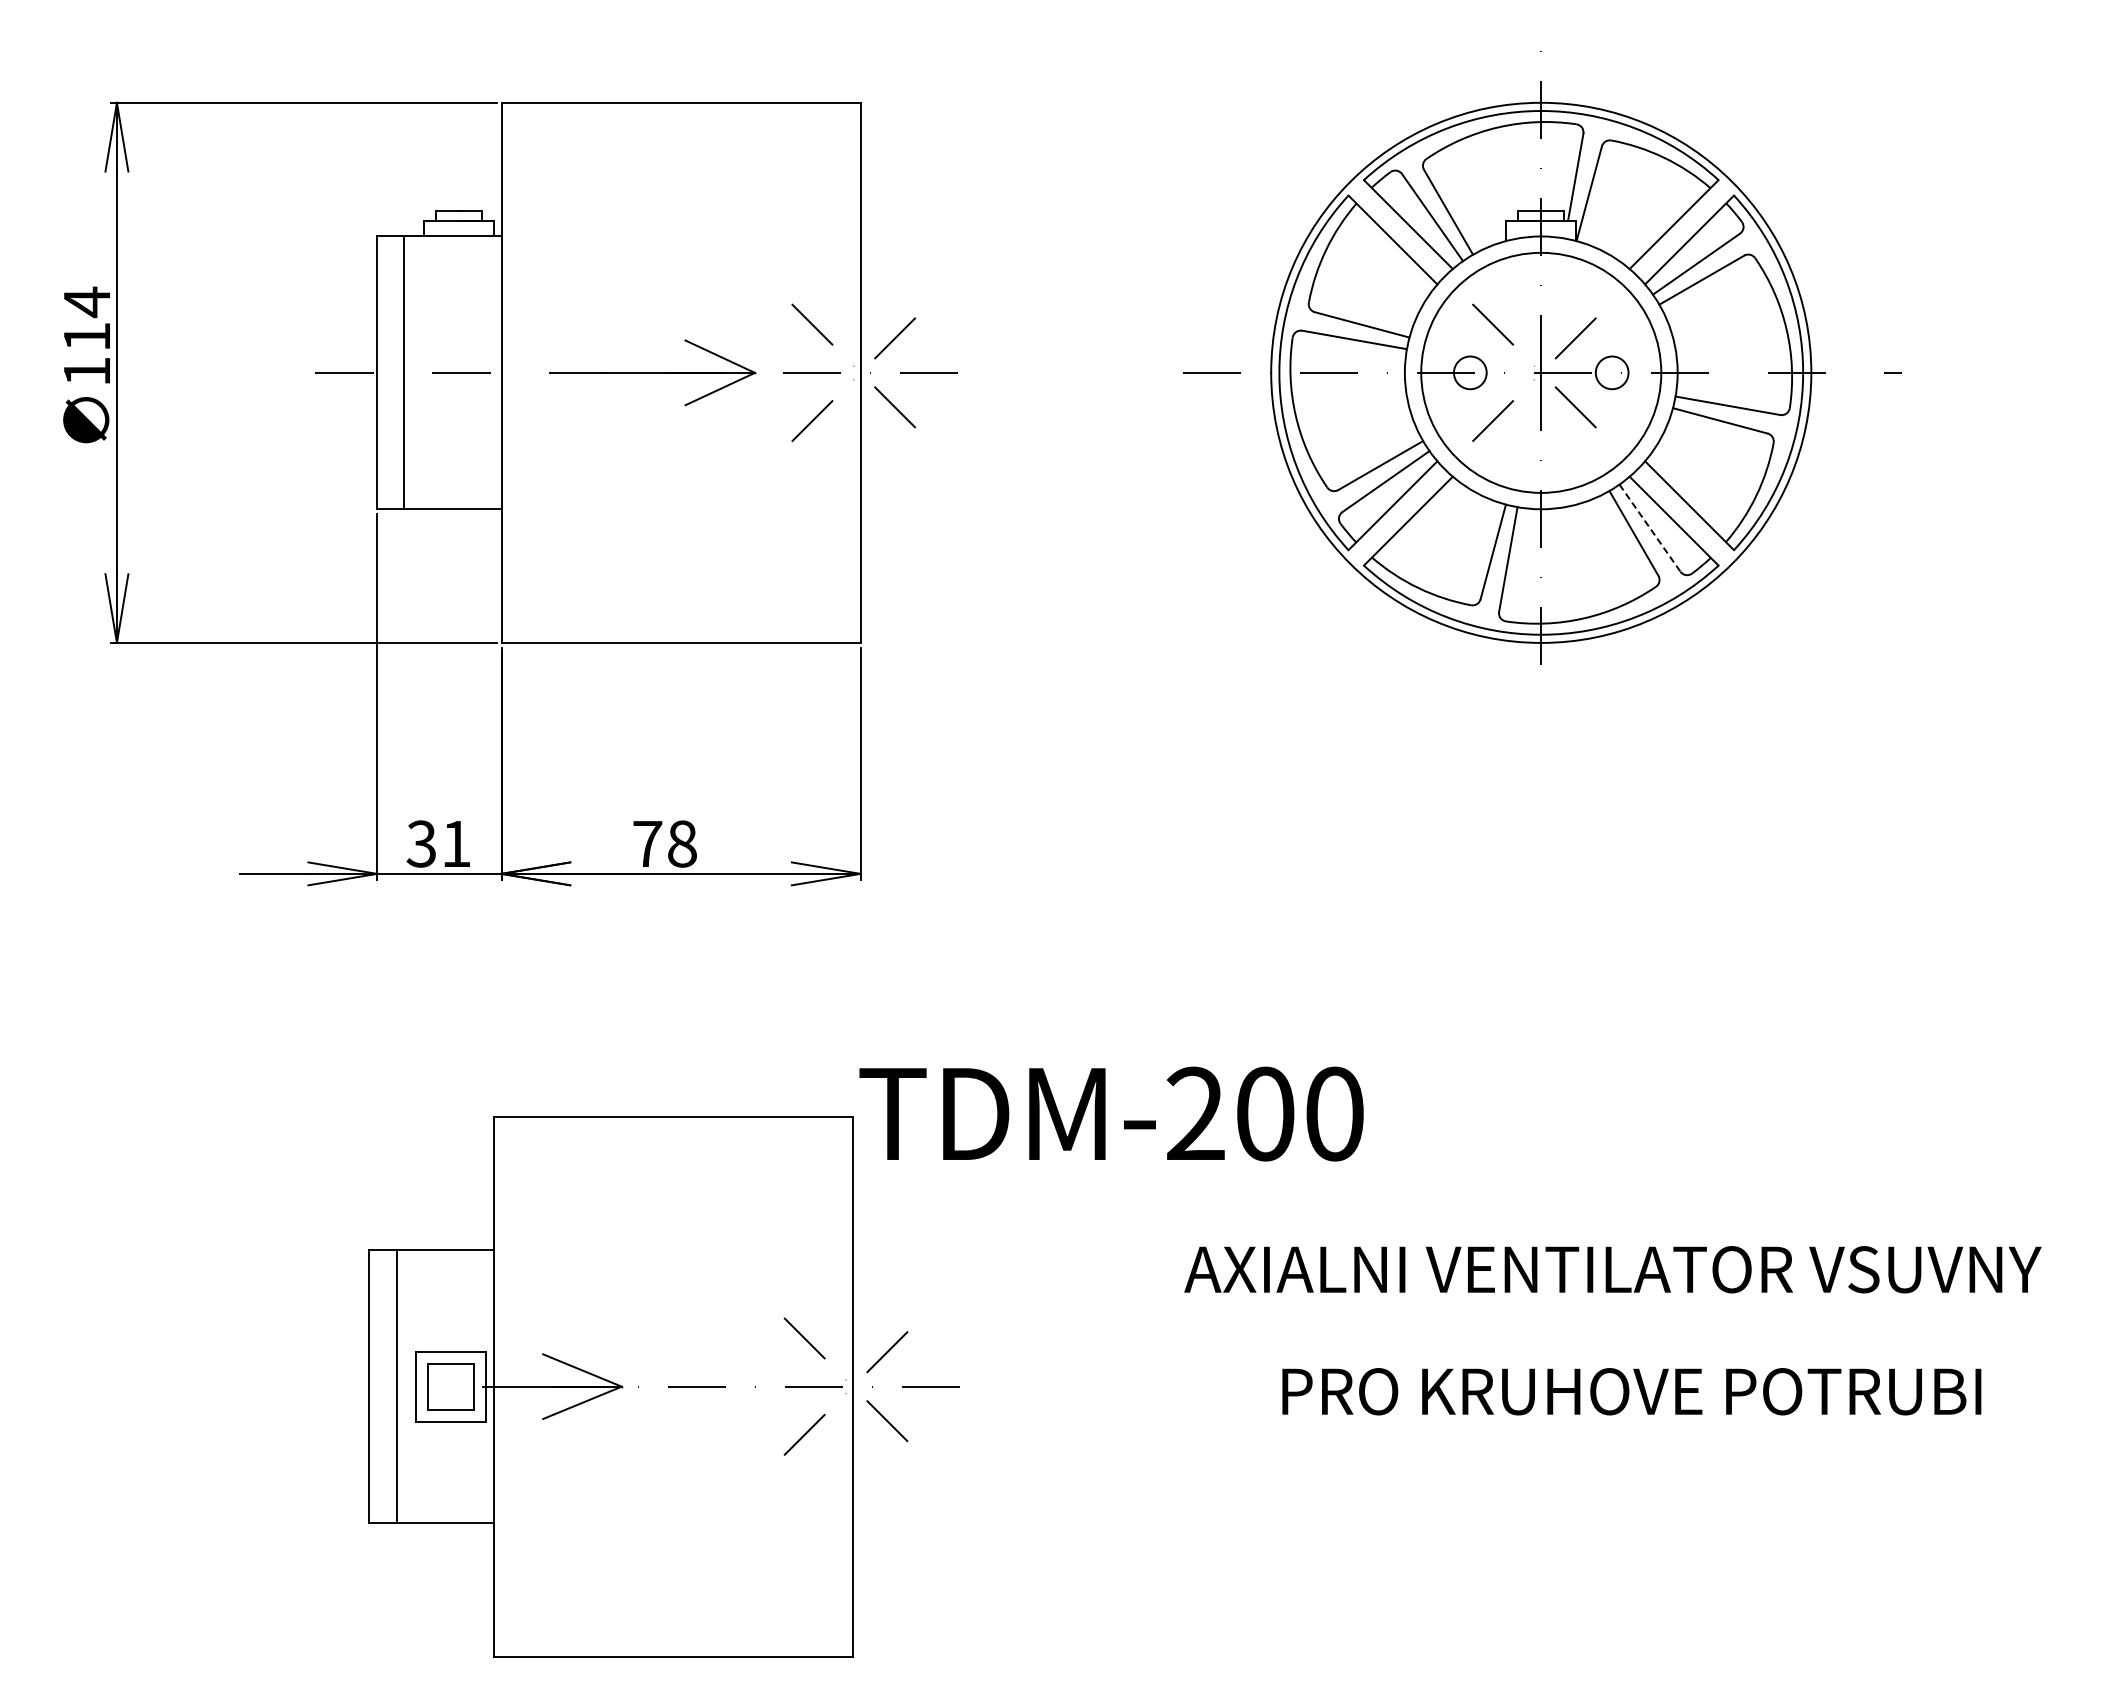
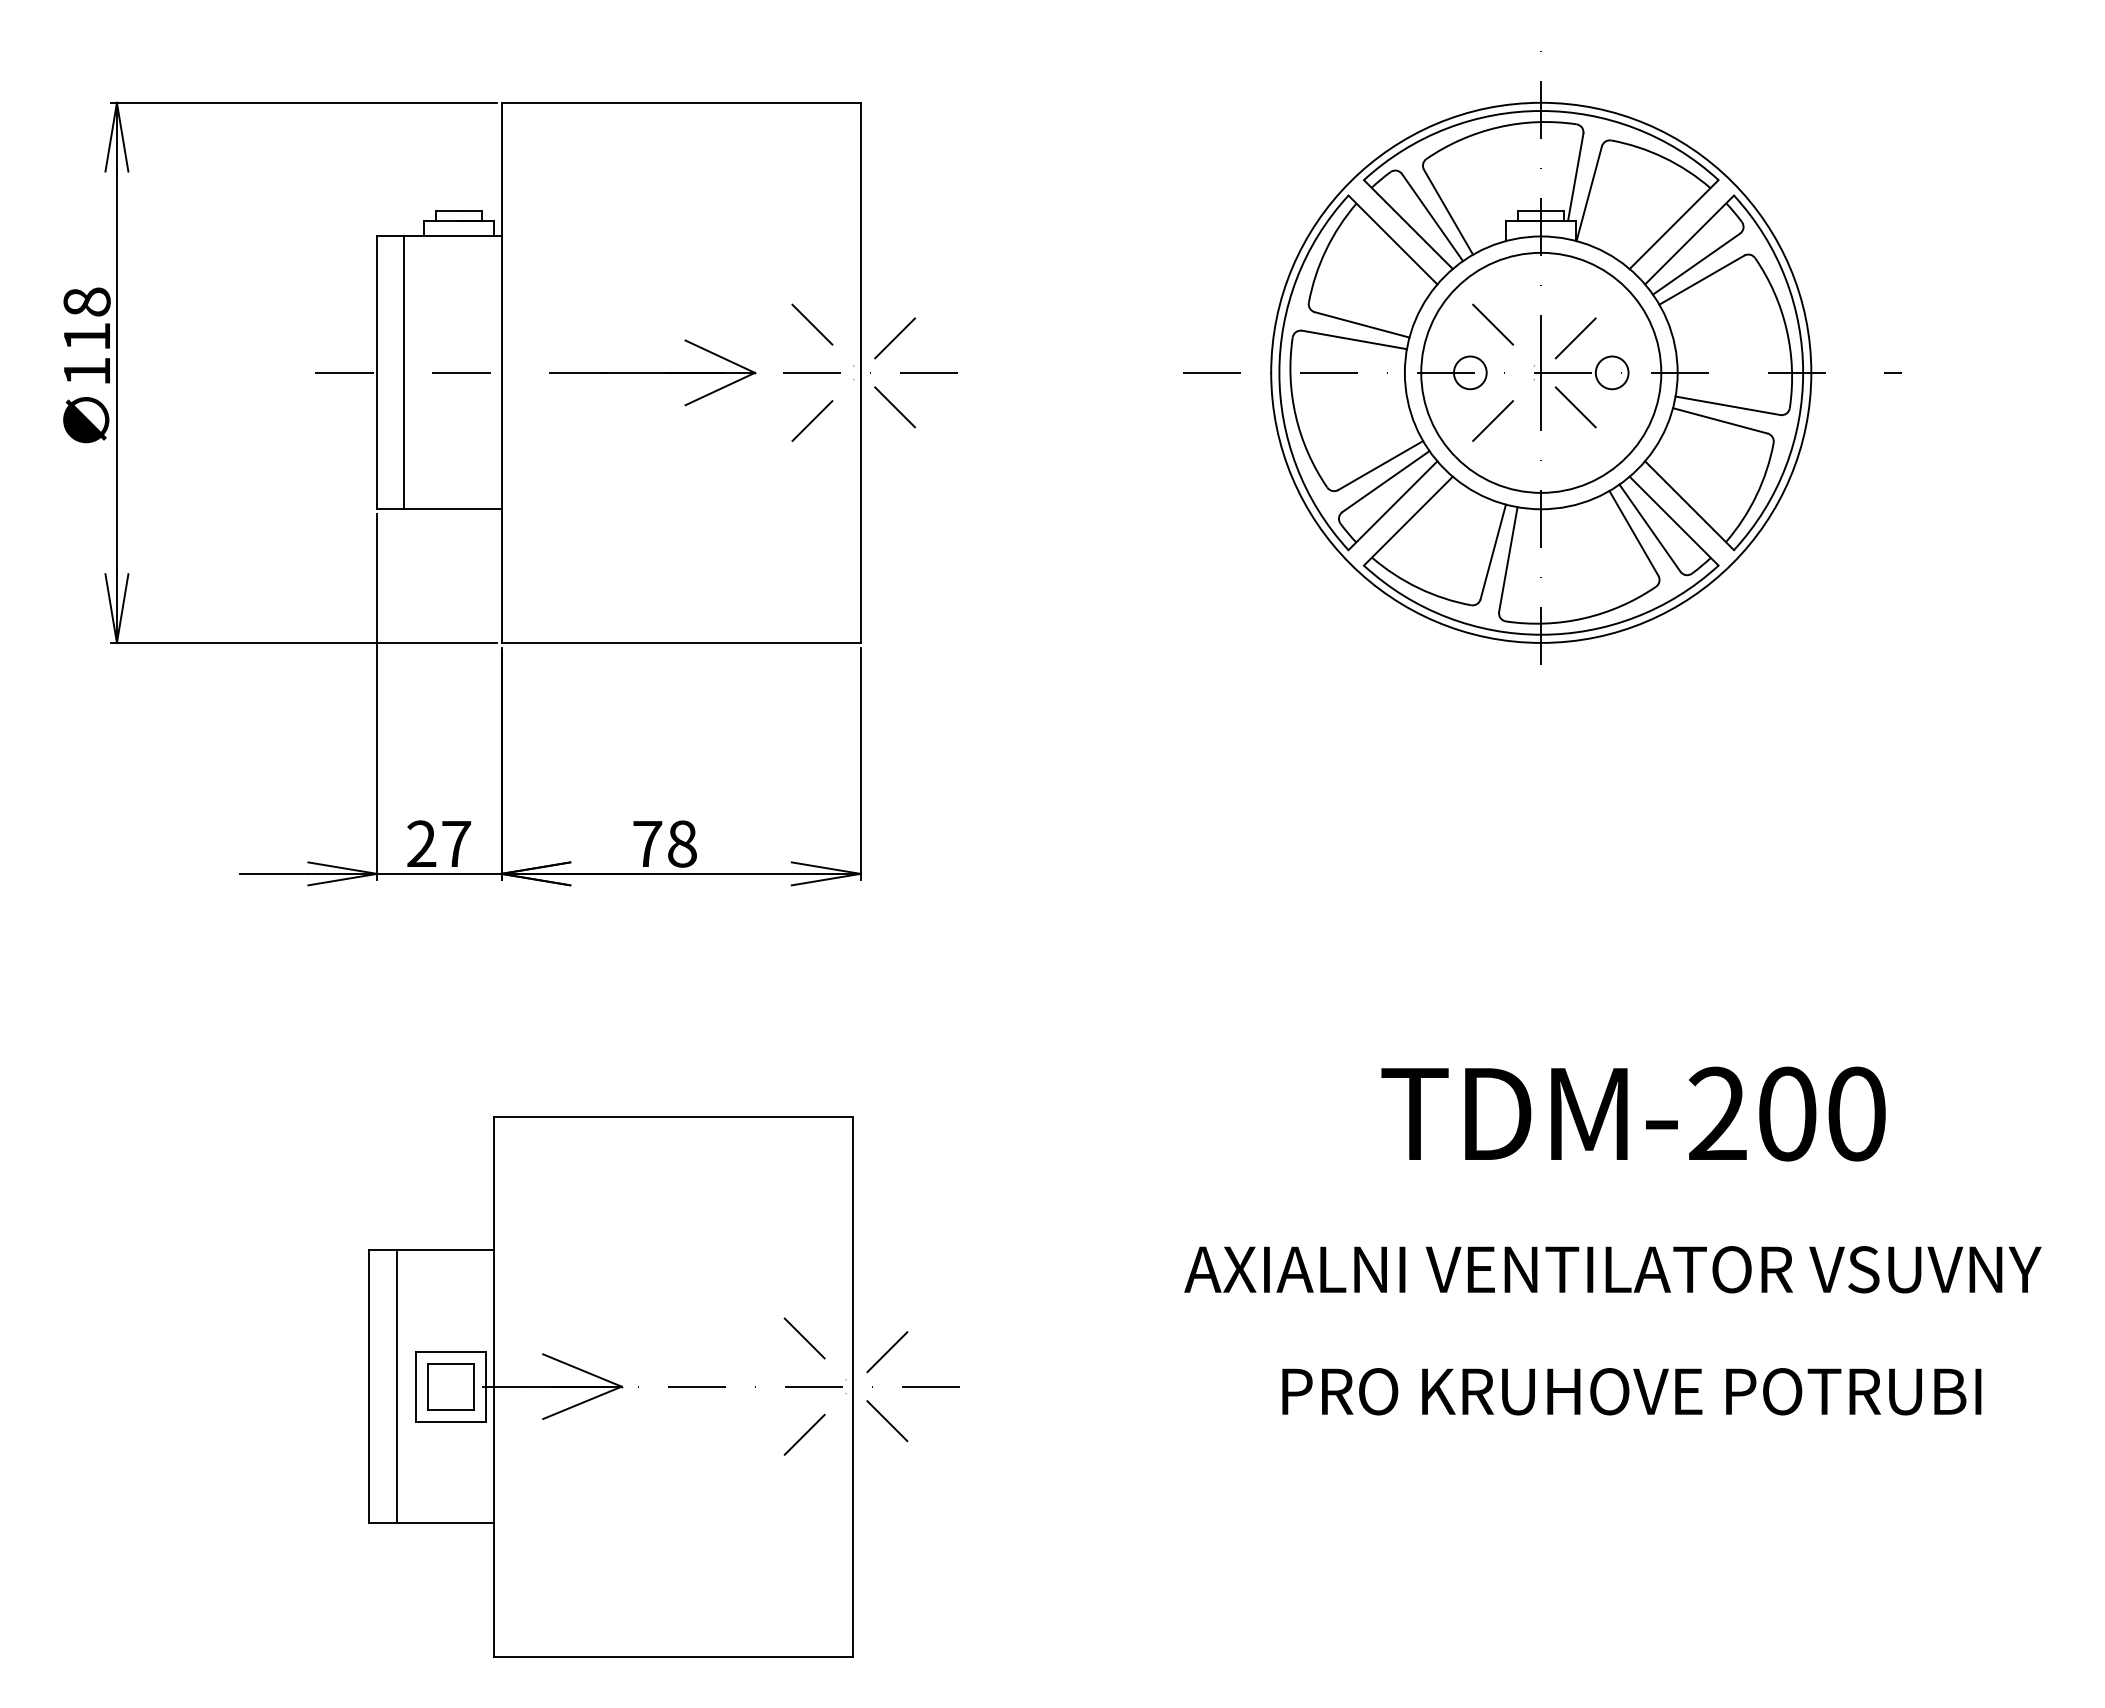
text: 114 -> 118 (86, 302)
line: dashed -> solid (1650, 528)
text: 31 -> 27 (438, 843)
text position: (1111, 1113) -> (1633, 1113) (1633, 1113)
